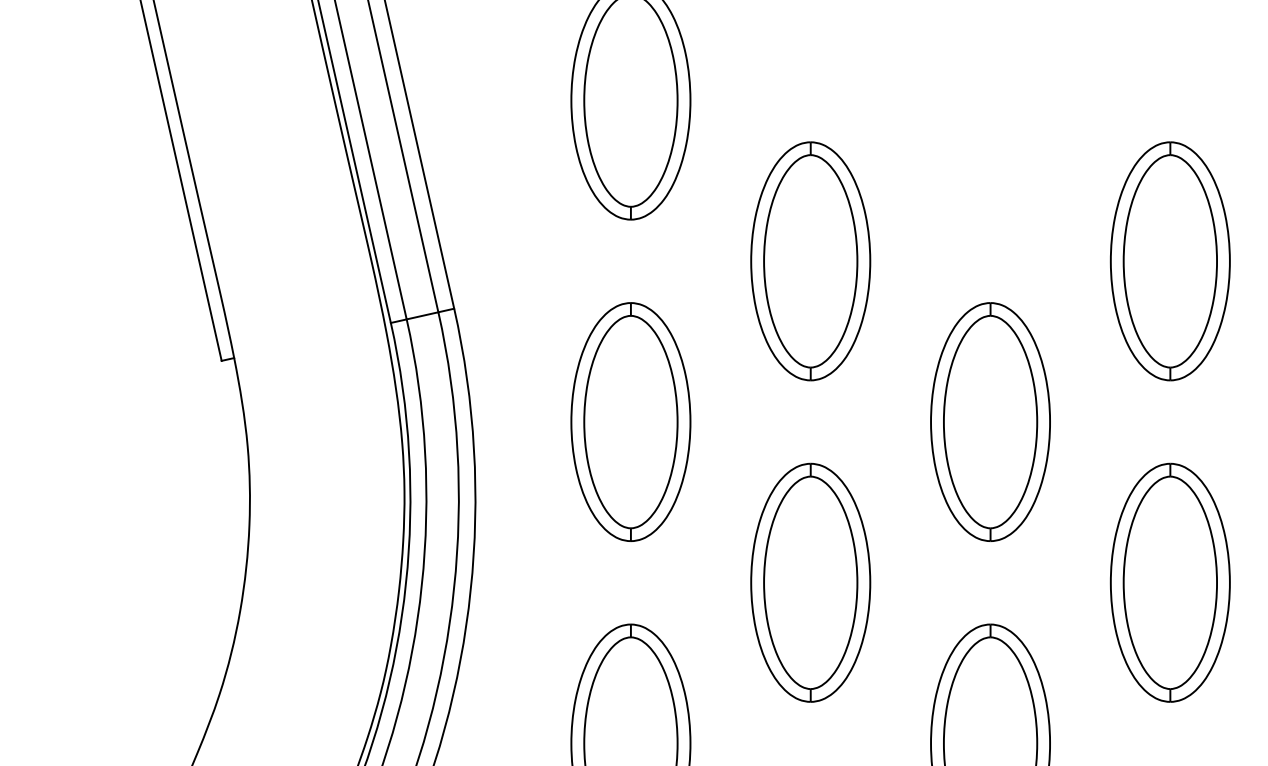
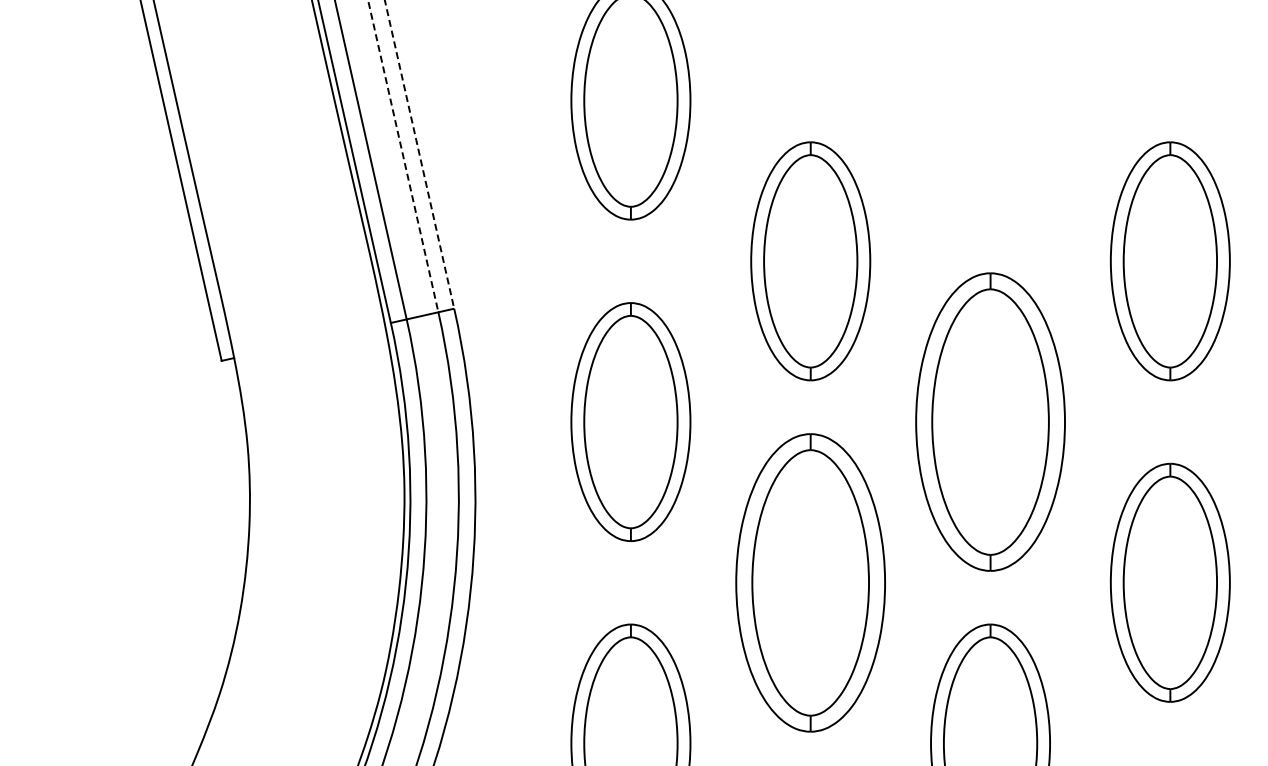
line: solid -> dashed (419, 154)
line: solid -> dashed (403, 156)
part size: 121x240 px -> 151x300 px (990, 421)
part size: 122x241 px -> 151x300 px (810, 582)
